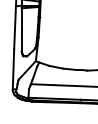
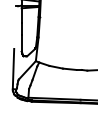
line: present -> none (15, 25)
line: present -> none (62, 85)
